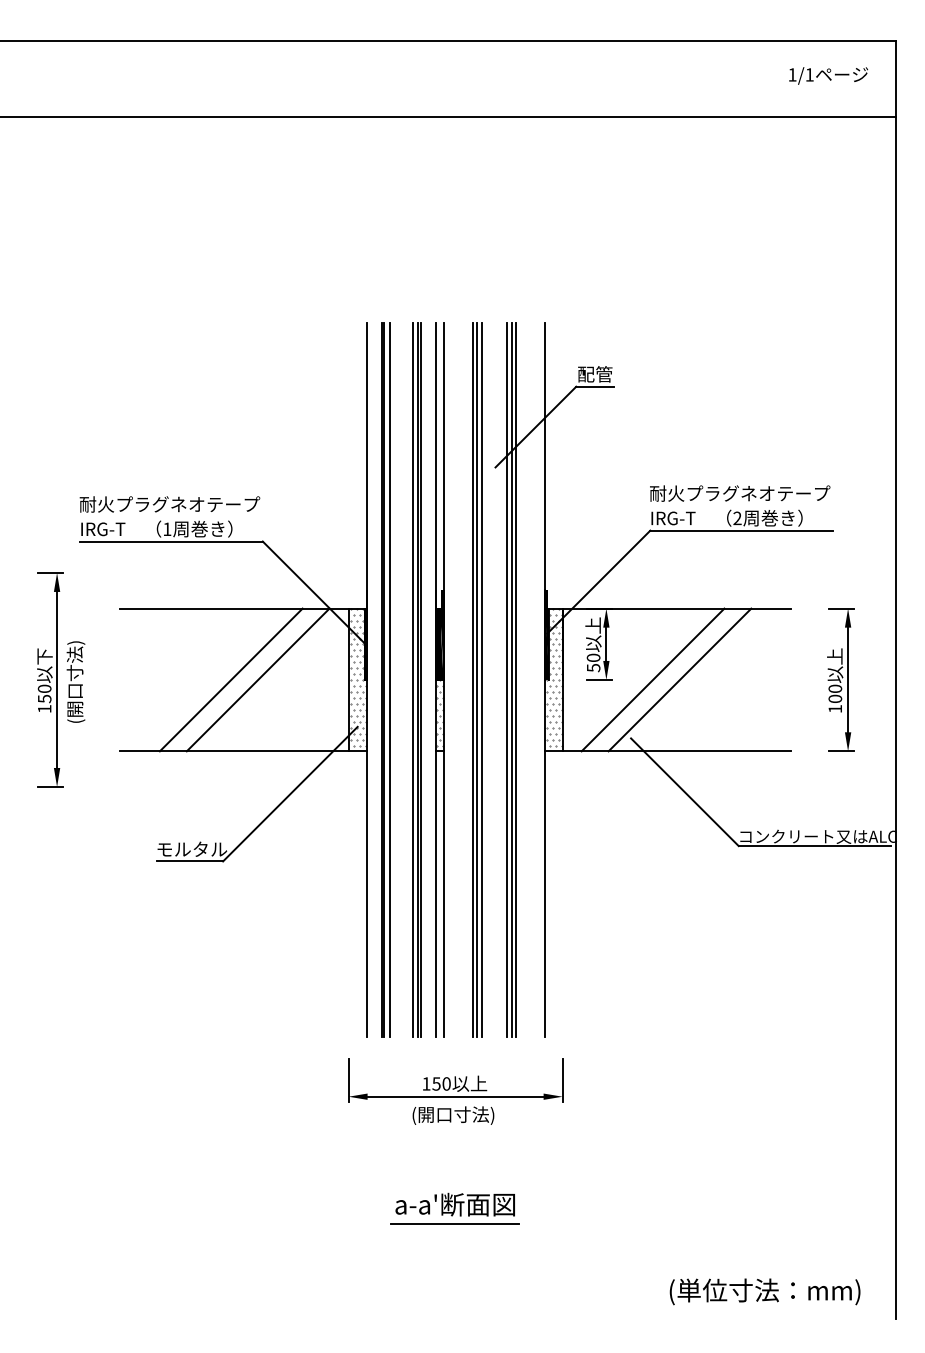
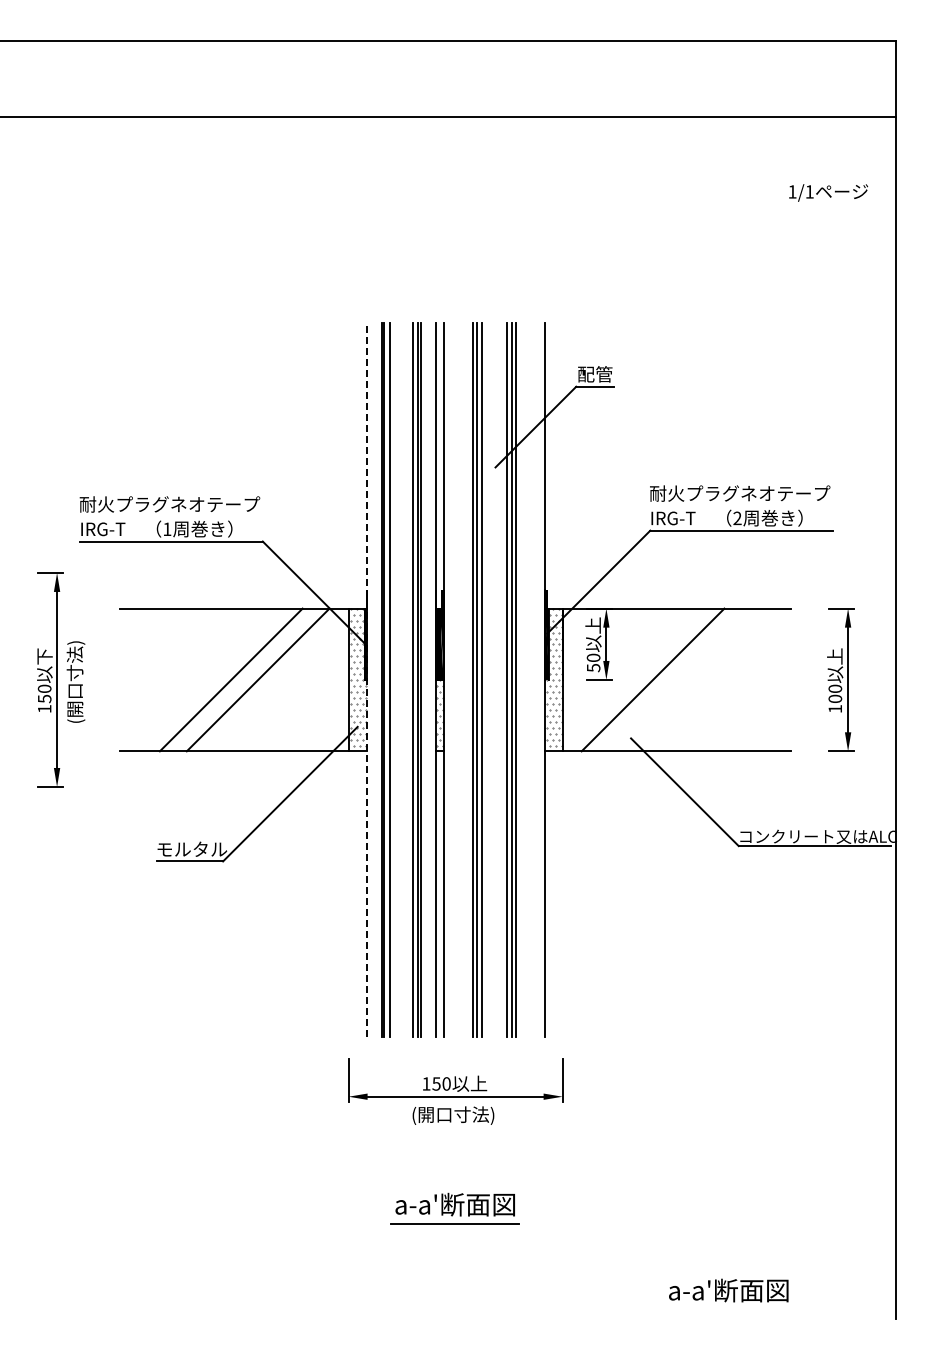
text position: (828, 75) -> (828, 192) (828, 192)
line: solid -> dashed (366, 679)
line: present -> none (679, 679)
text: (単位寸法：mm) -> a-a'断面図 (764, 1291)
